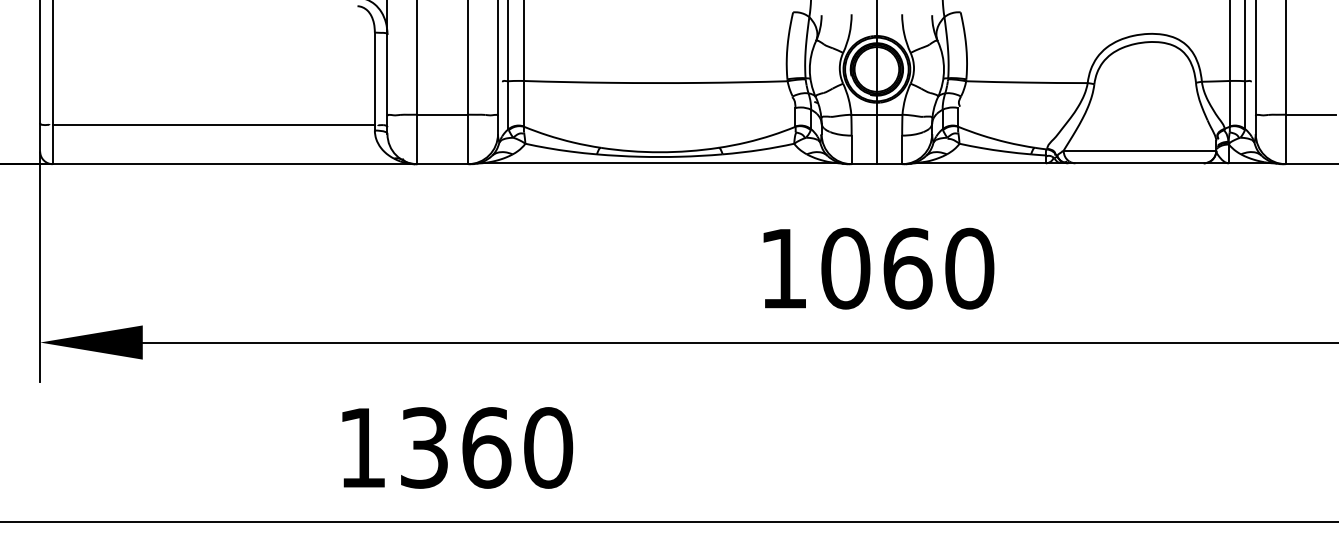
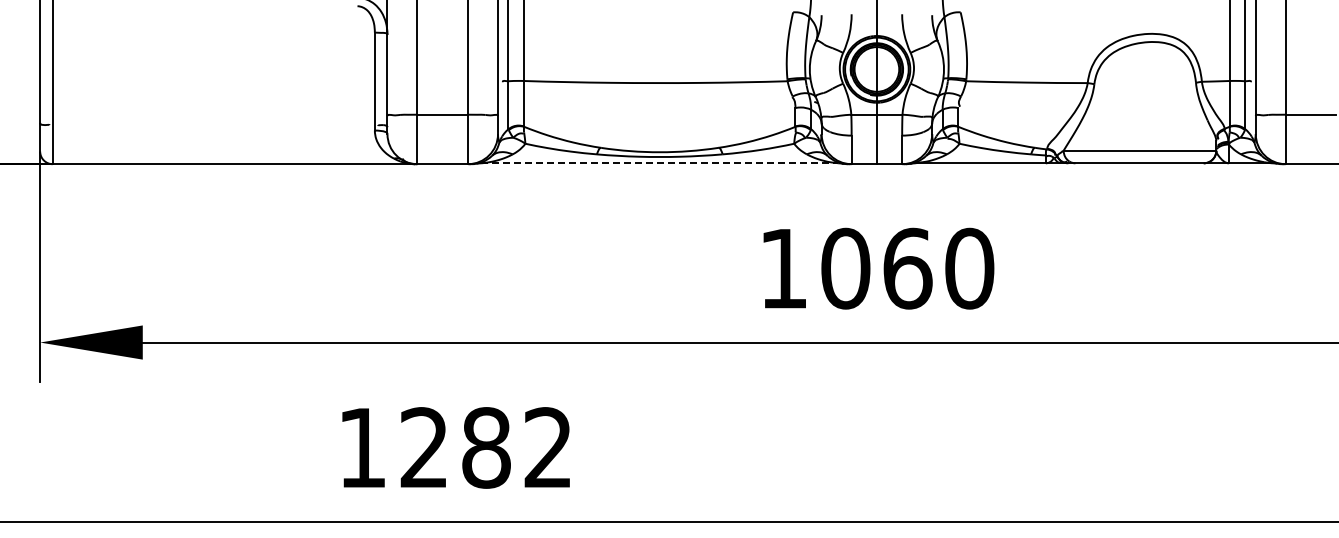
line: present -> none (213, 125)
line: solid -> dashed (660, 163)
text: 1360 -> 1282 (486, 447)
